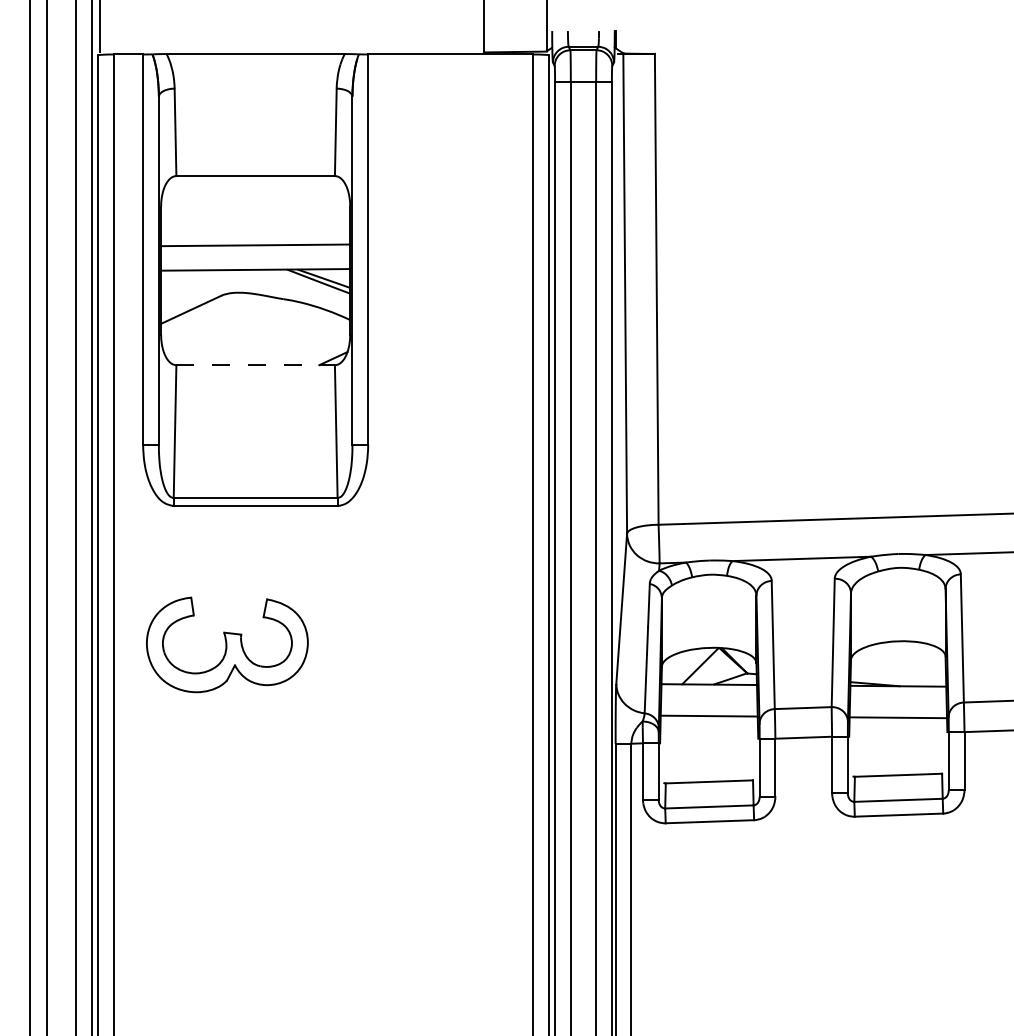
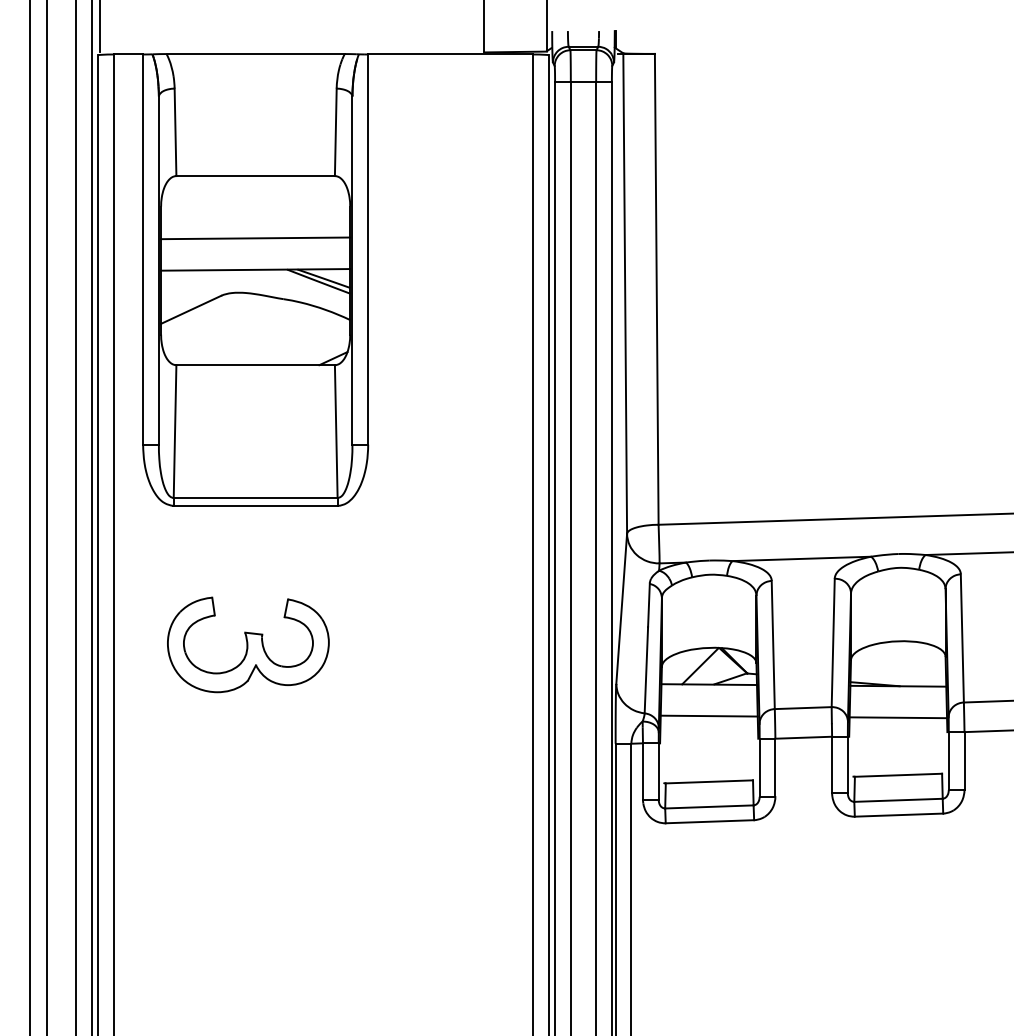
line position: (255, 245) -> (255, 238) (255, 238)
line: dashed -> solid (256, 365)
part position: (227, 644) -> (248, 644) (248, 644)
